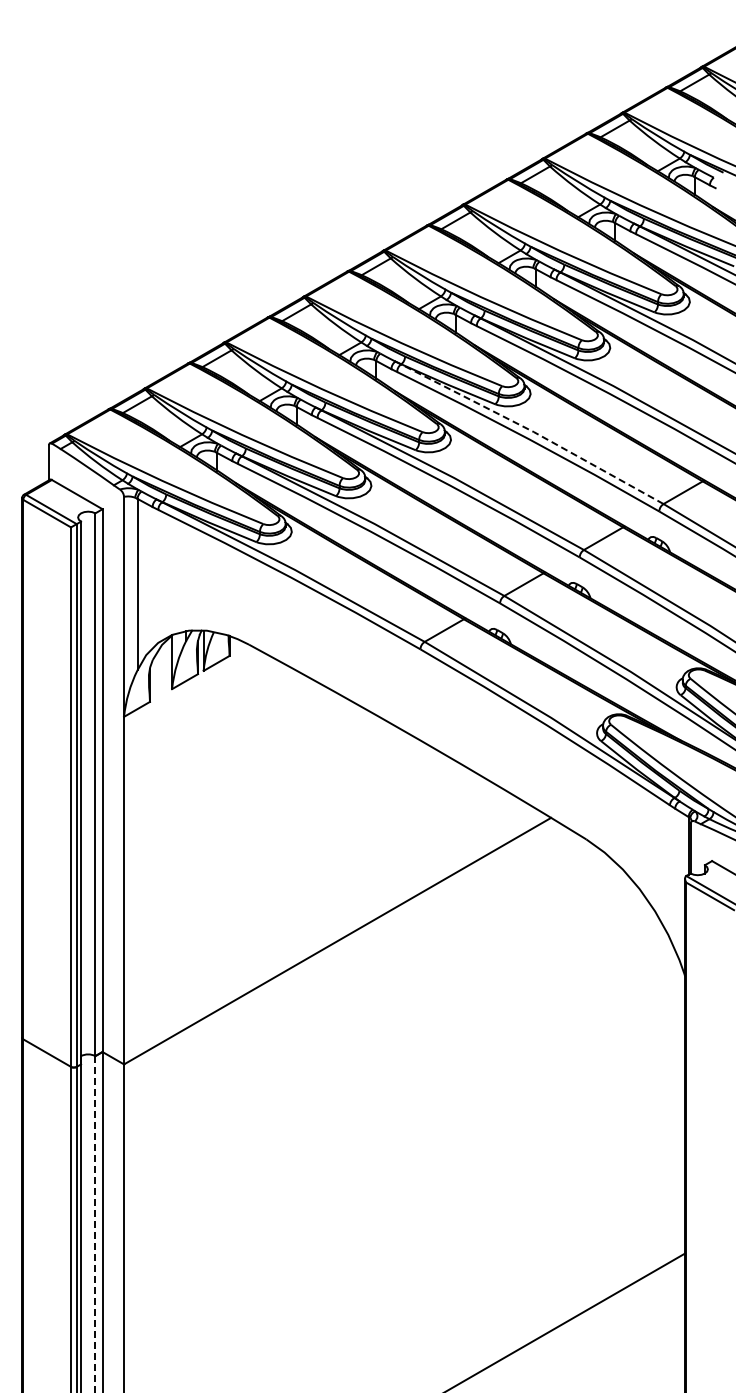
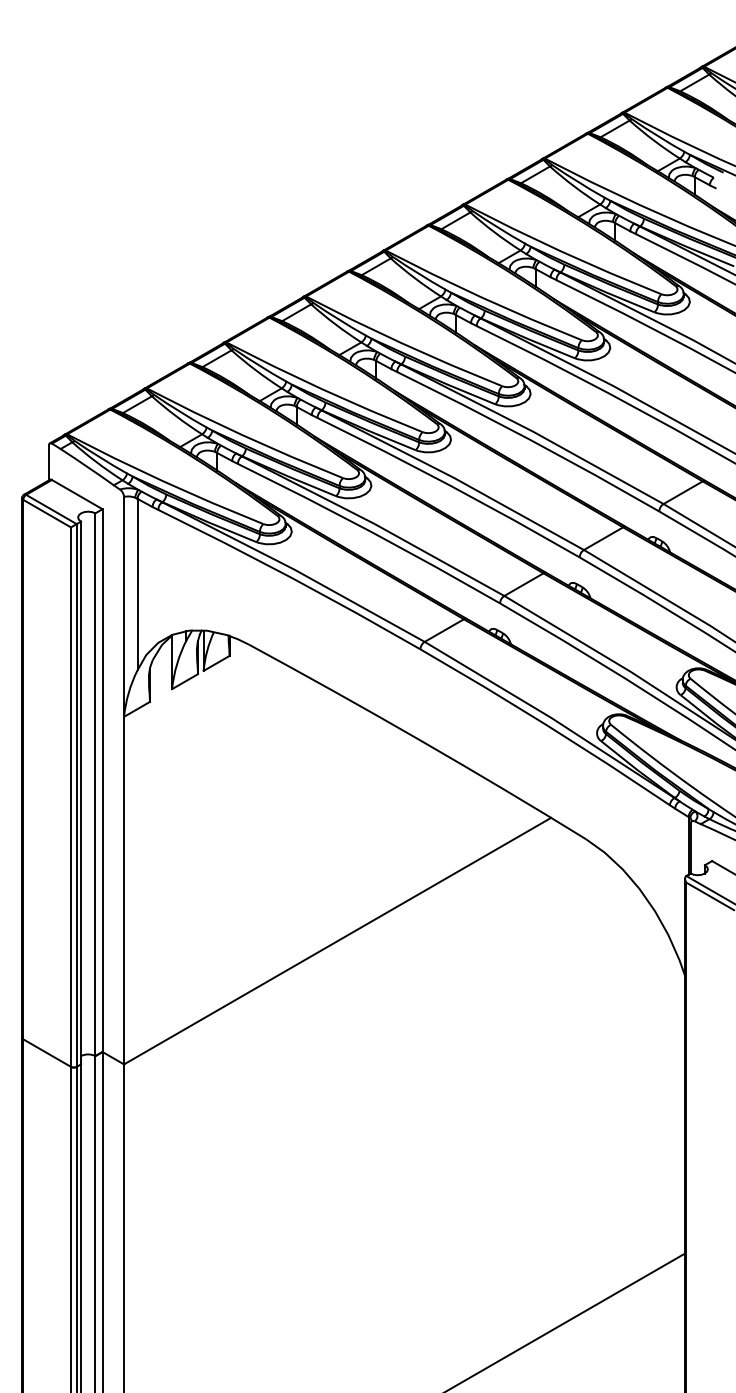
line: dashed -> solid (533, 432)
line: dashed -> solid (95, 1224)
